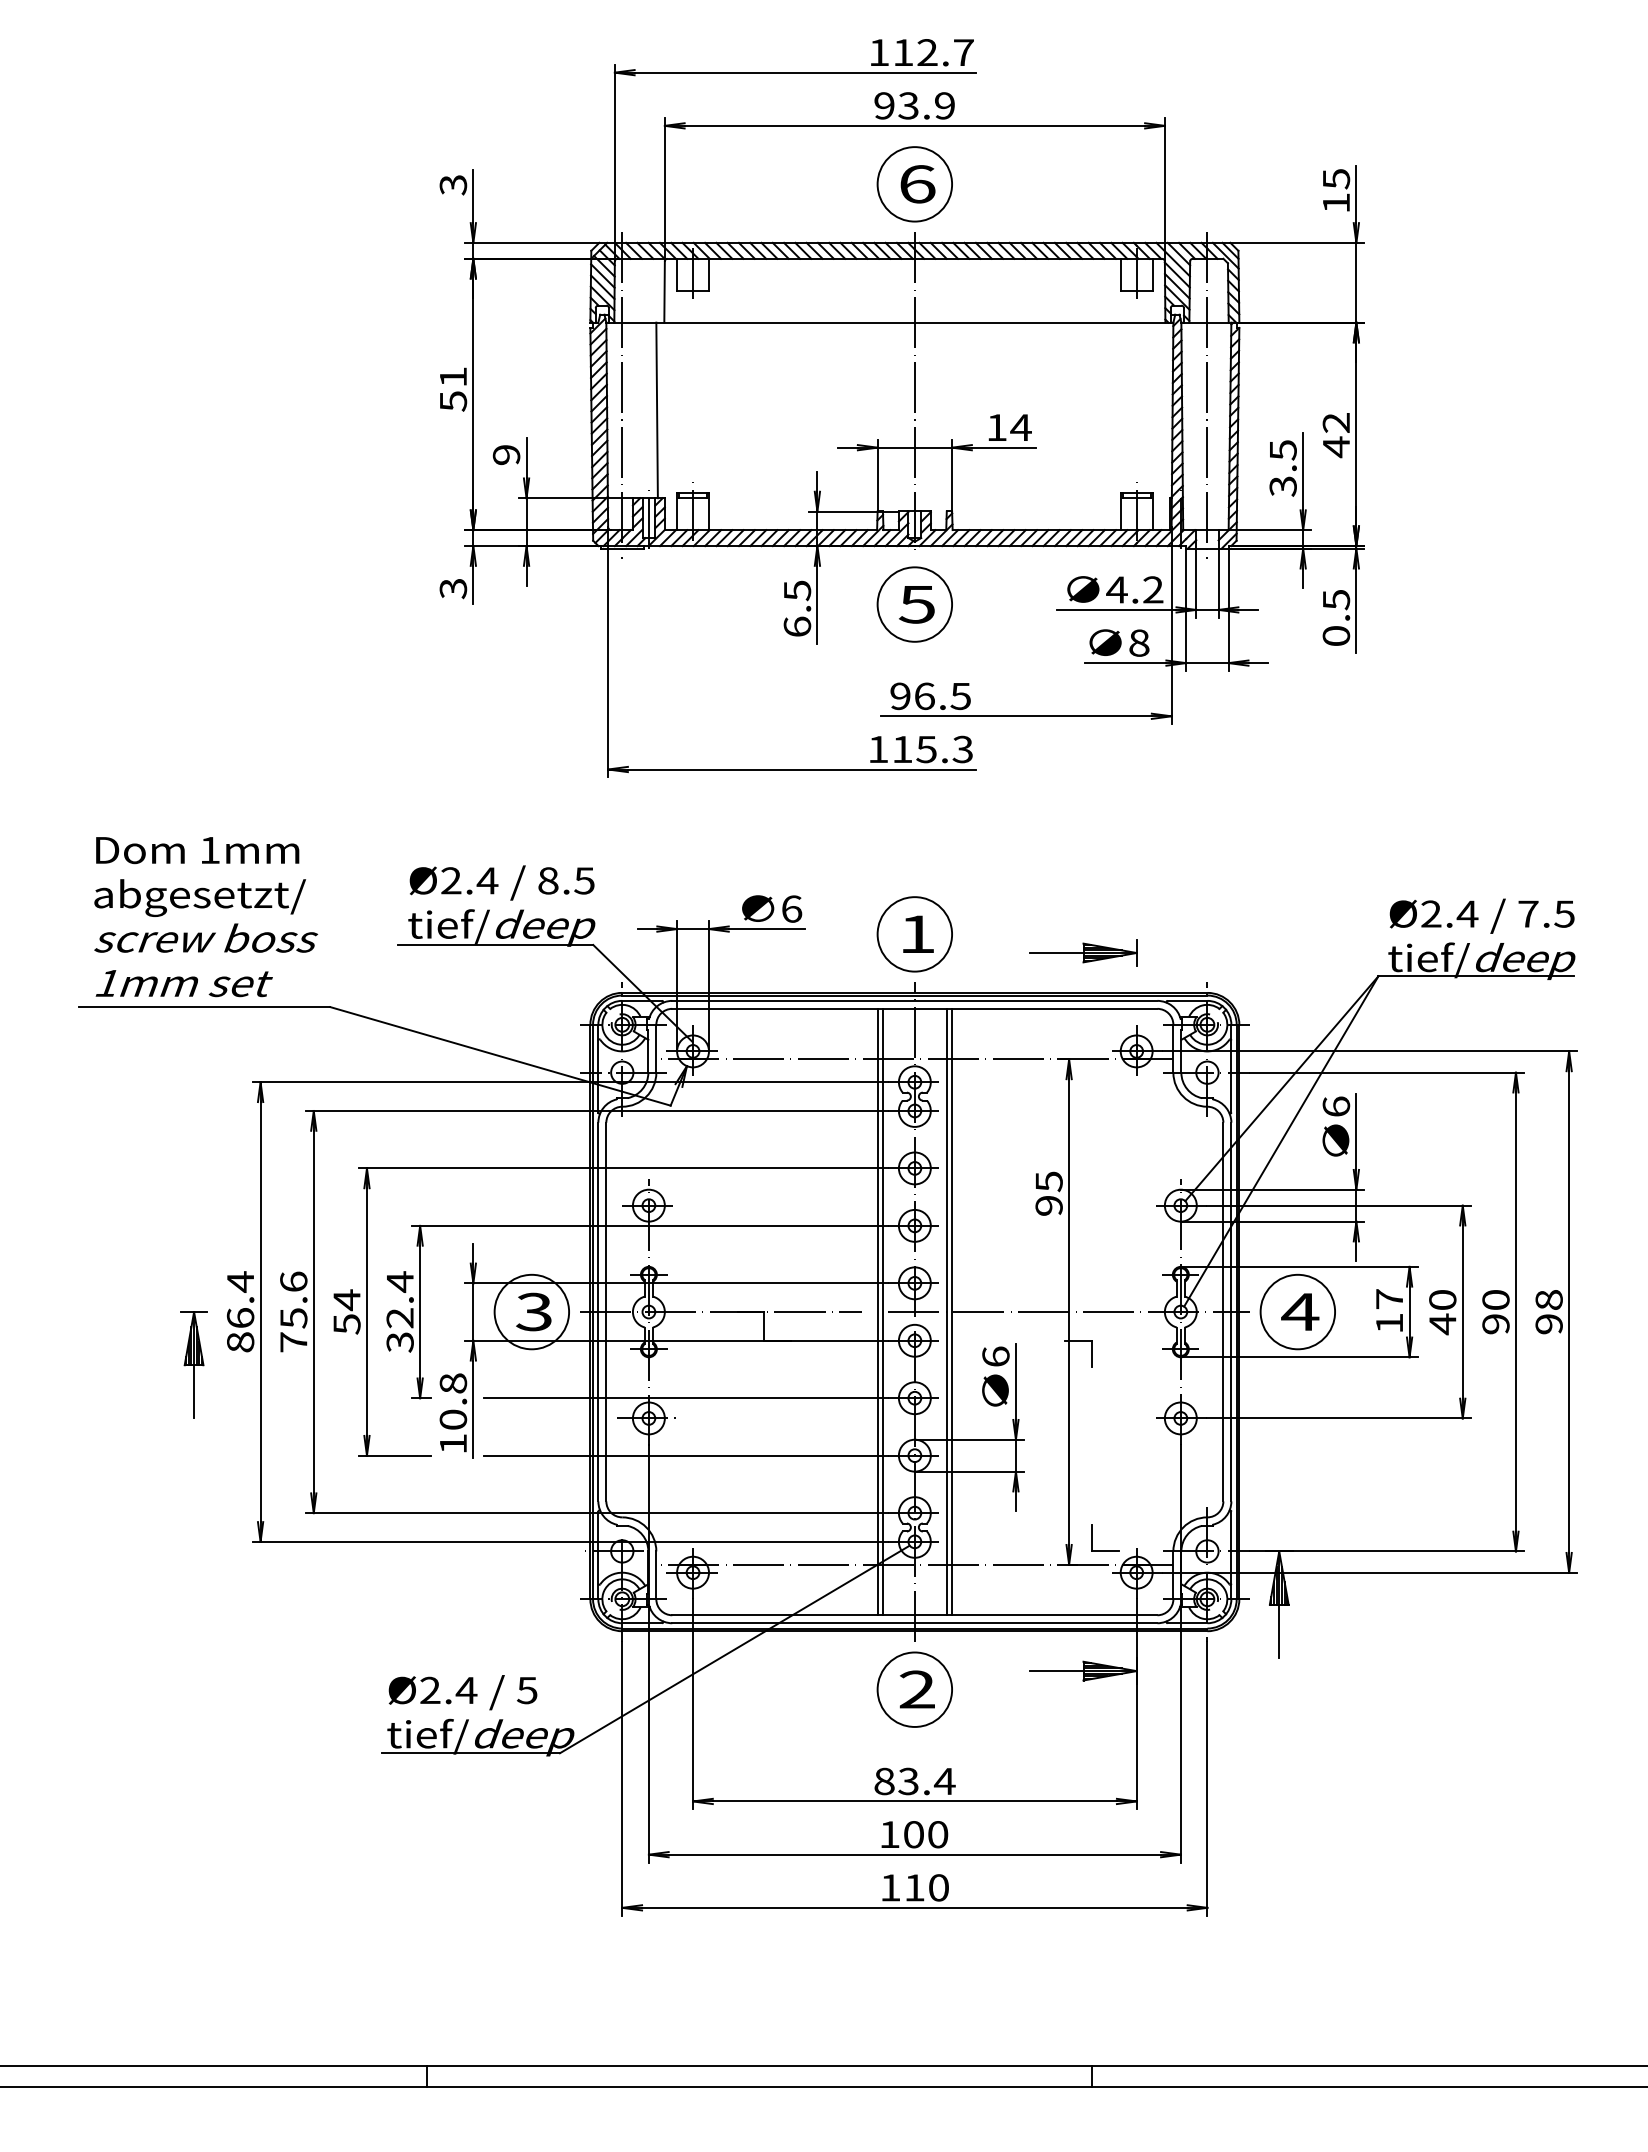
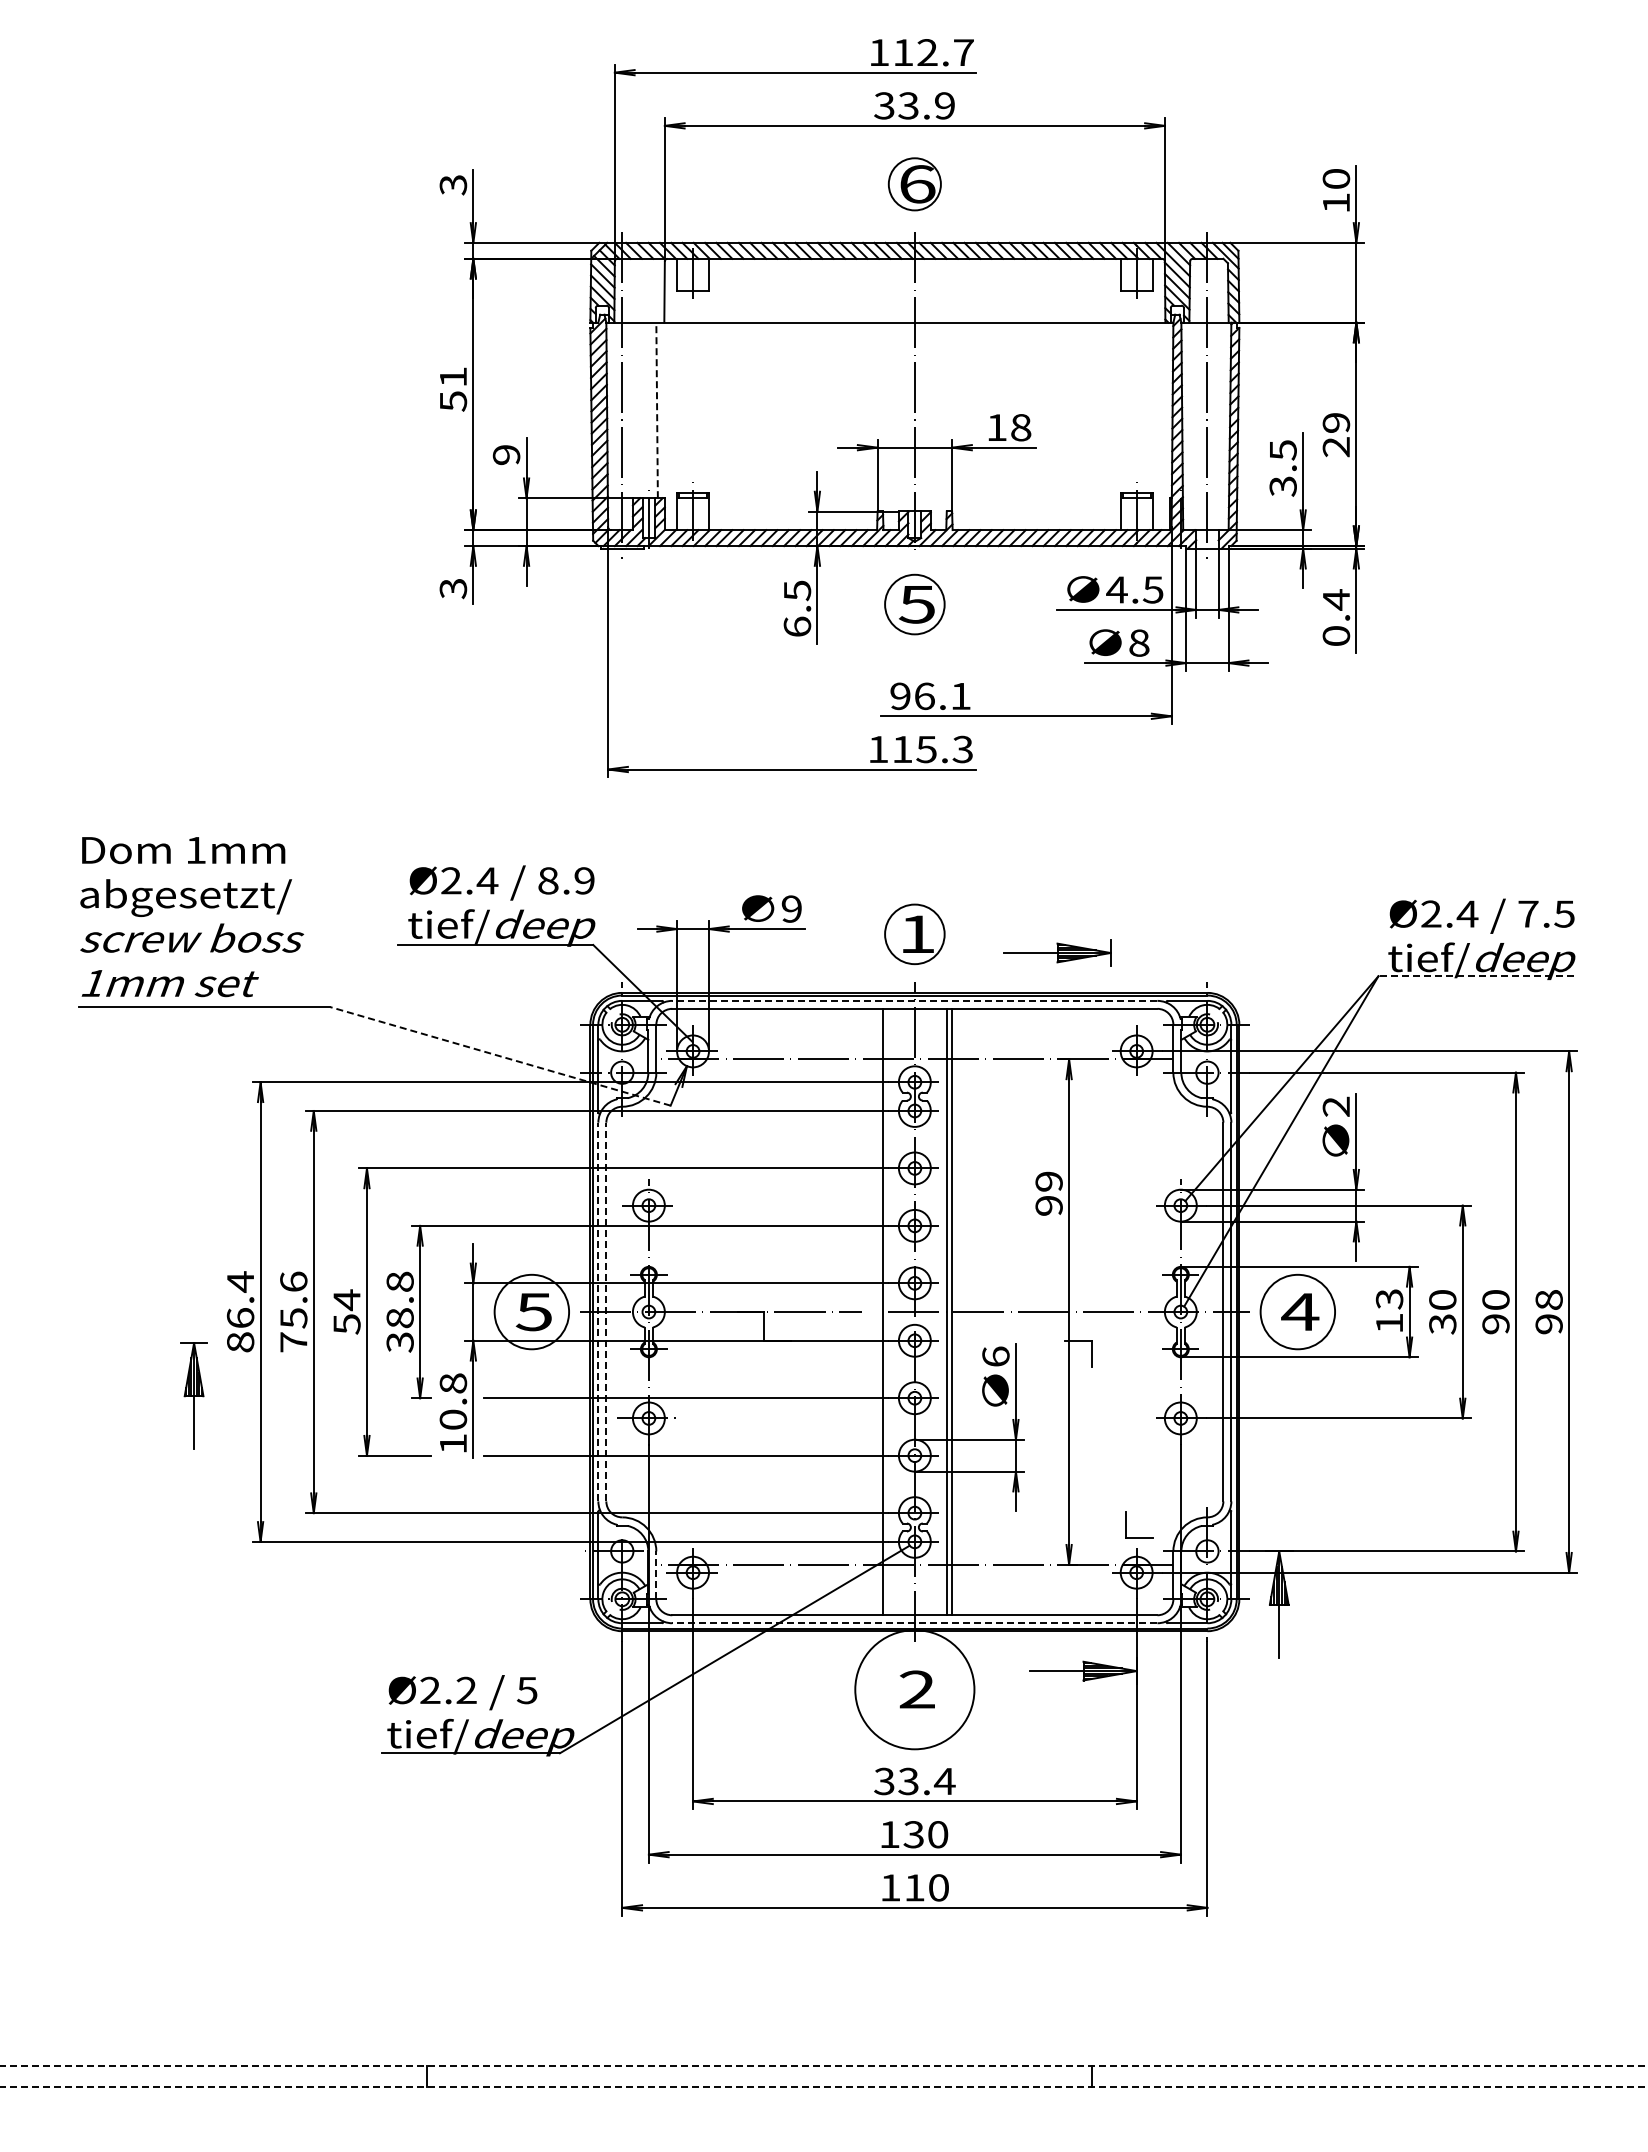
text: 93.9 -> 33.9 (884, 105)
text: 15 -> 10 (1336, 179)
circle diameter: 74 px -> 52 px (914, 184)
line: solid -> dashed (657, 410)
text: 14 -> 18 (1020, 427)
text: 42 -> 29 (1336, 435)
text: 4.2 -> 4.5 (1152, 589)
text: 0.5 -> 0.4 (1336, 599)
circle diameter: 74 px -> 60 px (914, 604)
text: 96.5 -> 96.1 (960, 696)
text: 8.5 -> 8.9 (584, 880)
text: 6 -> 9 (791, 908)
text position: (206, 917) -> (192, 917) (192, 917)
circle diameter: 74 px -> 60 px (914, 934)
part position: (1083, 952) -> (1057, 952) (1057, 952)
line: solid -> dashed (1476, 976)
line: solid -> dashed (914, 1000)
line: solid -> dashed (500, 1056)
text: 6 -> 2 (1336, 1106)
text: 95 -> 99 (1048, 1181)
text: 32.4 -> 38.8 (399, 1299)
text: 17 -> 13 (1389, 1299)
text: 3 -> 5 (533, 1311)
line: solid -> dashed (598, 1311)
line: solid -> dashed (606, 1311)
line: present -> none (877, 1311)
text: 40 -> 30 (1442, 1324)
part position: (193, 1364) -> (193, 1395) (193, 1395)
part position: (1092, 1537) -> (1126, 1524) (1126, 1524)
line: solid -> dashed (656, 1575)
line: solid -> dashed (914, 1623)
text: Ø2.4 -> Ø2.2 (466, 1689)
circle diameter: 74 px -> 119 px (914, 1689)
text: 83.4 -> 33.4 (884, 1781)
text: 100 -> 130 (913, 1834)
line: solid -> dashed (823, 2066)
line: solid -> dashed (823, 2087)
